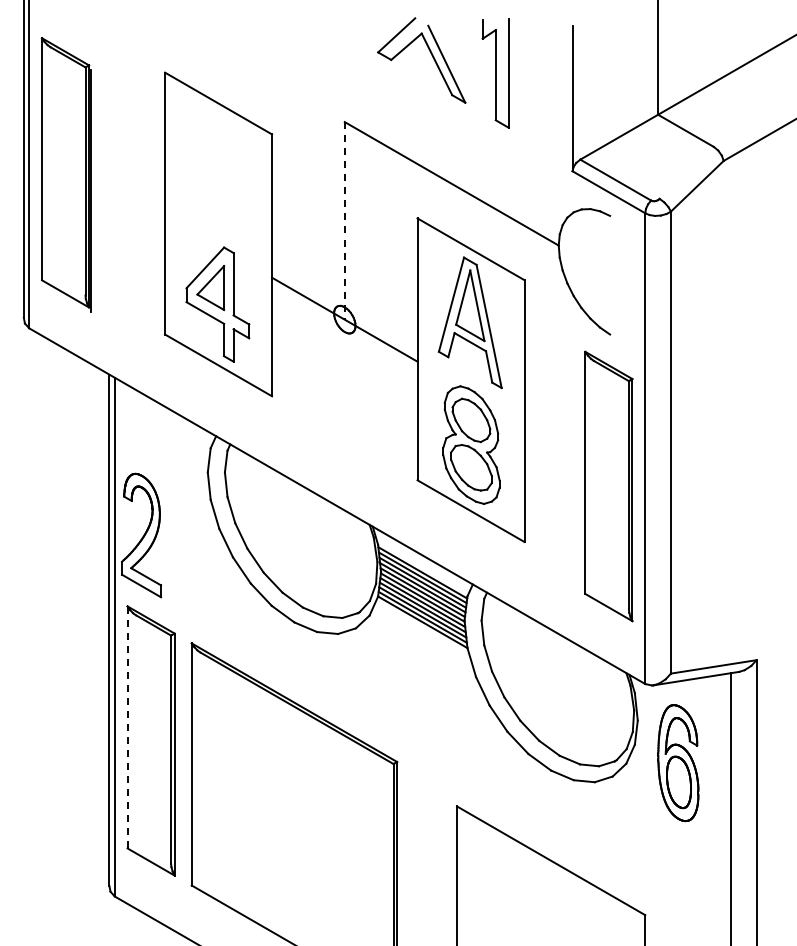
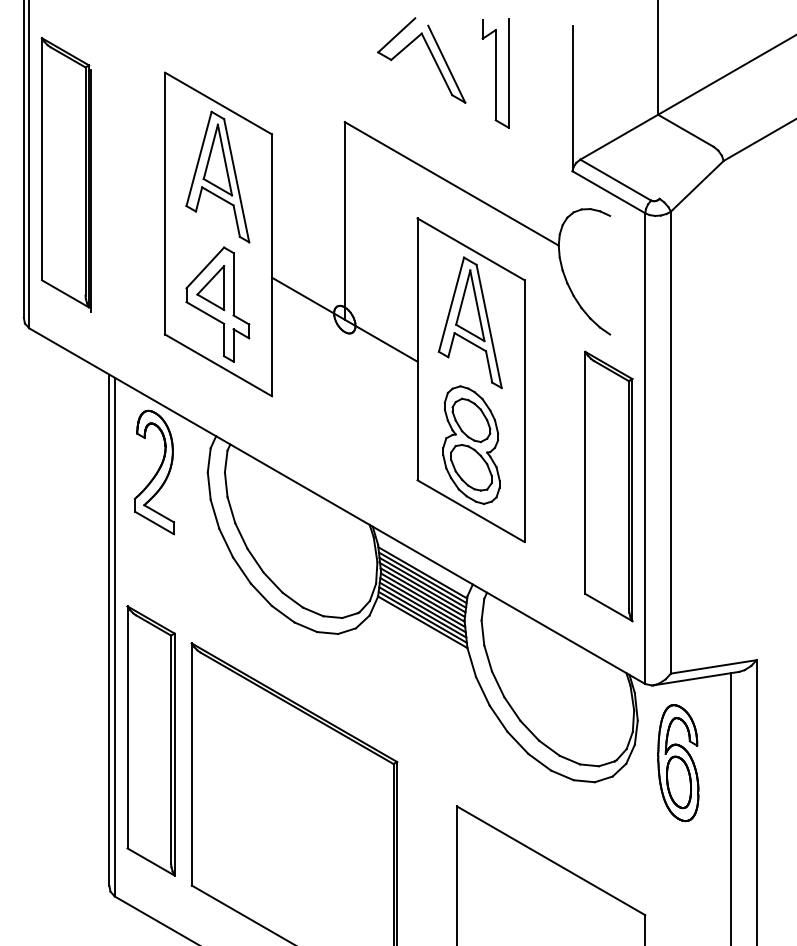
part: none -> present (217, 176)
line: dashed -> solid (344, 220)
part position: (141, 535) -> (154, 472) (154, 472)
line: dashed -> solid (127, 726)
